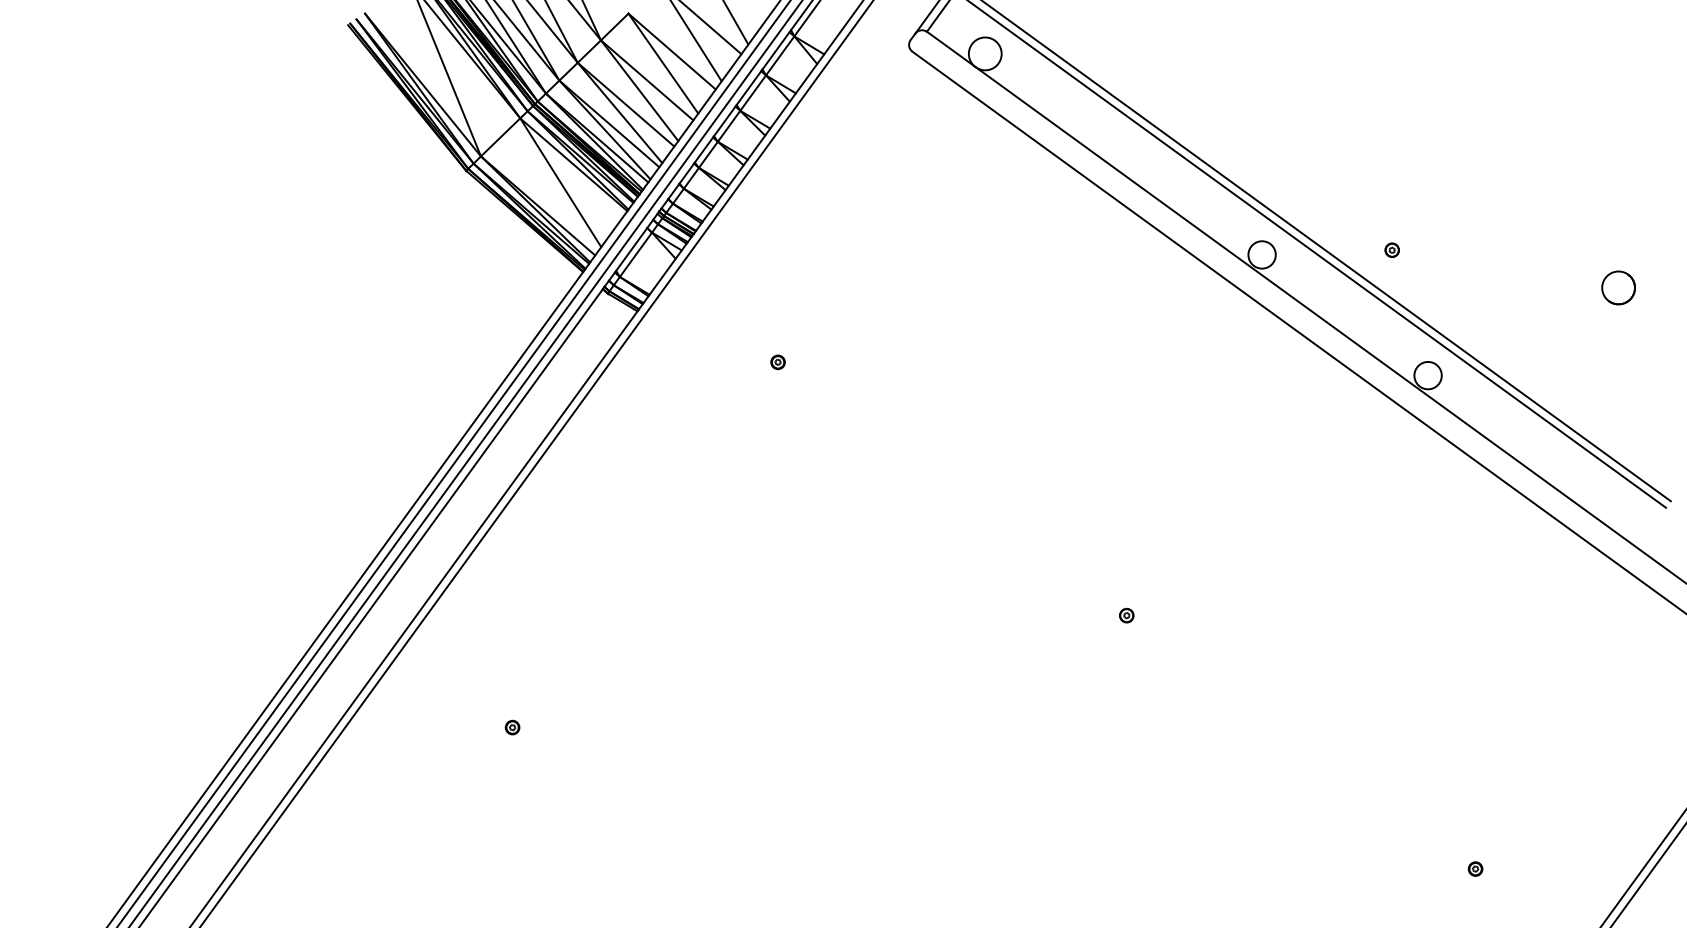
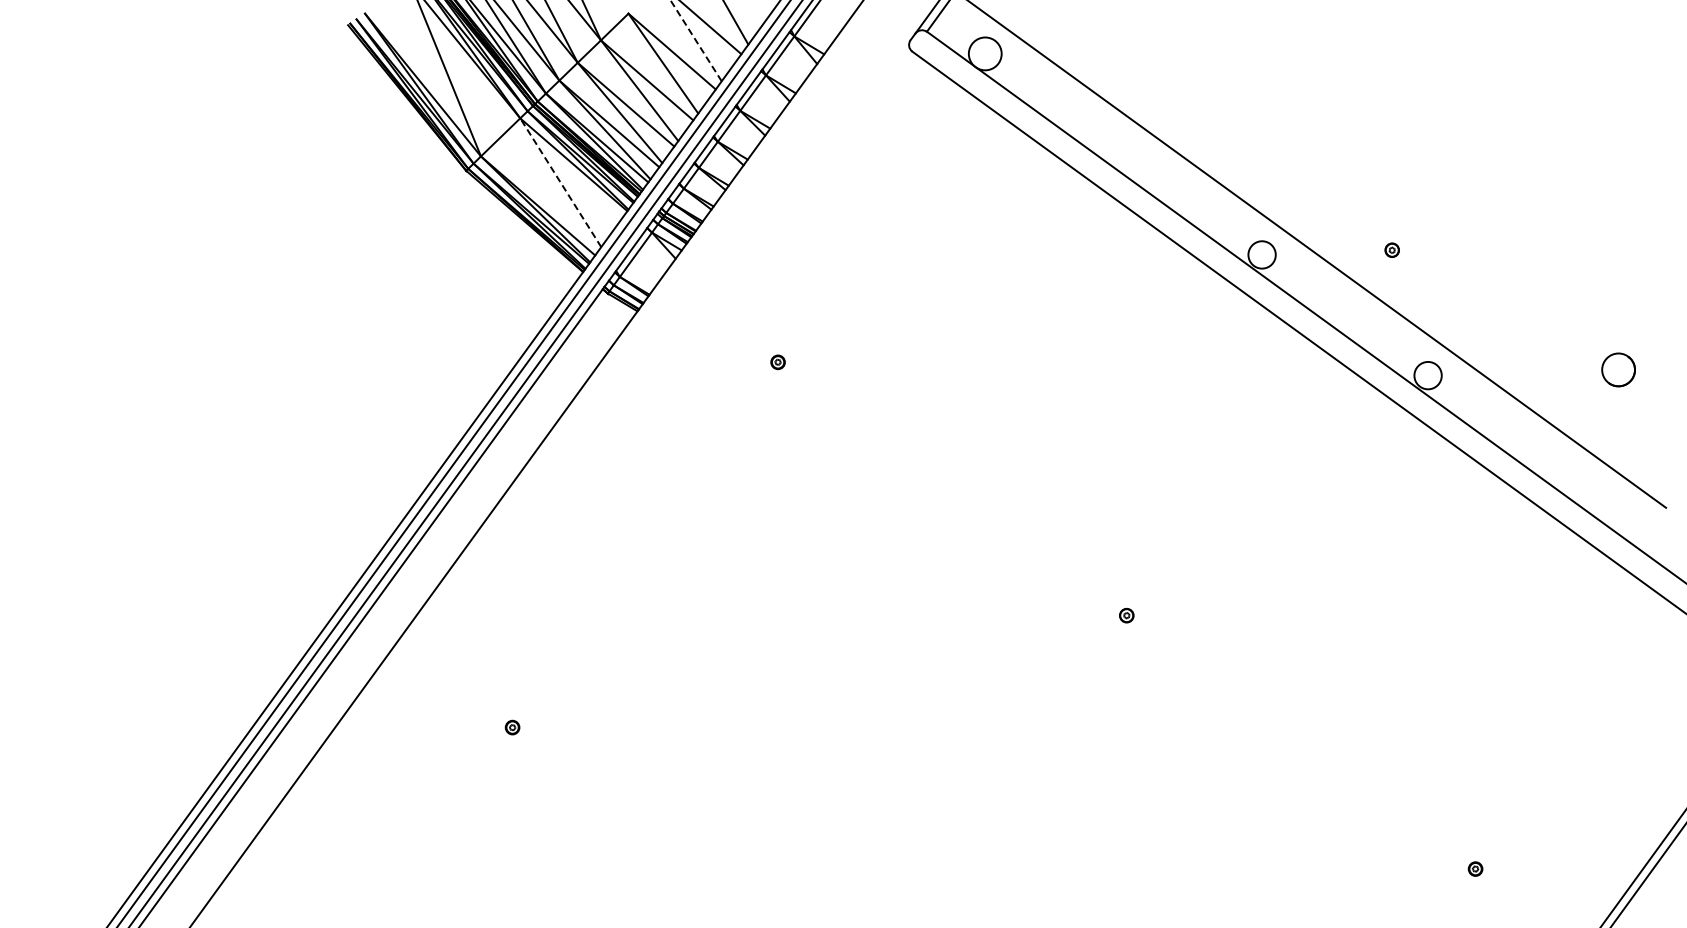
line: solid -> dashed (696, 40)
line: solid -> dashed (560, 182)
line: present -> none (1327, 251)
part position: (1618, 287) -> (1618, 369) (1618, 369)
line: present -> none (536, 463)
